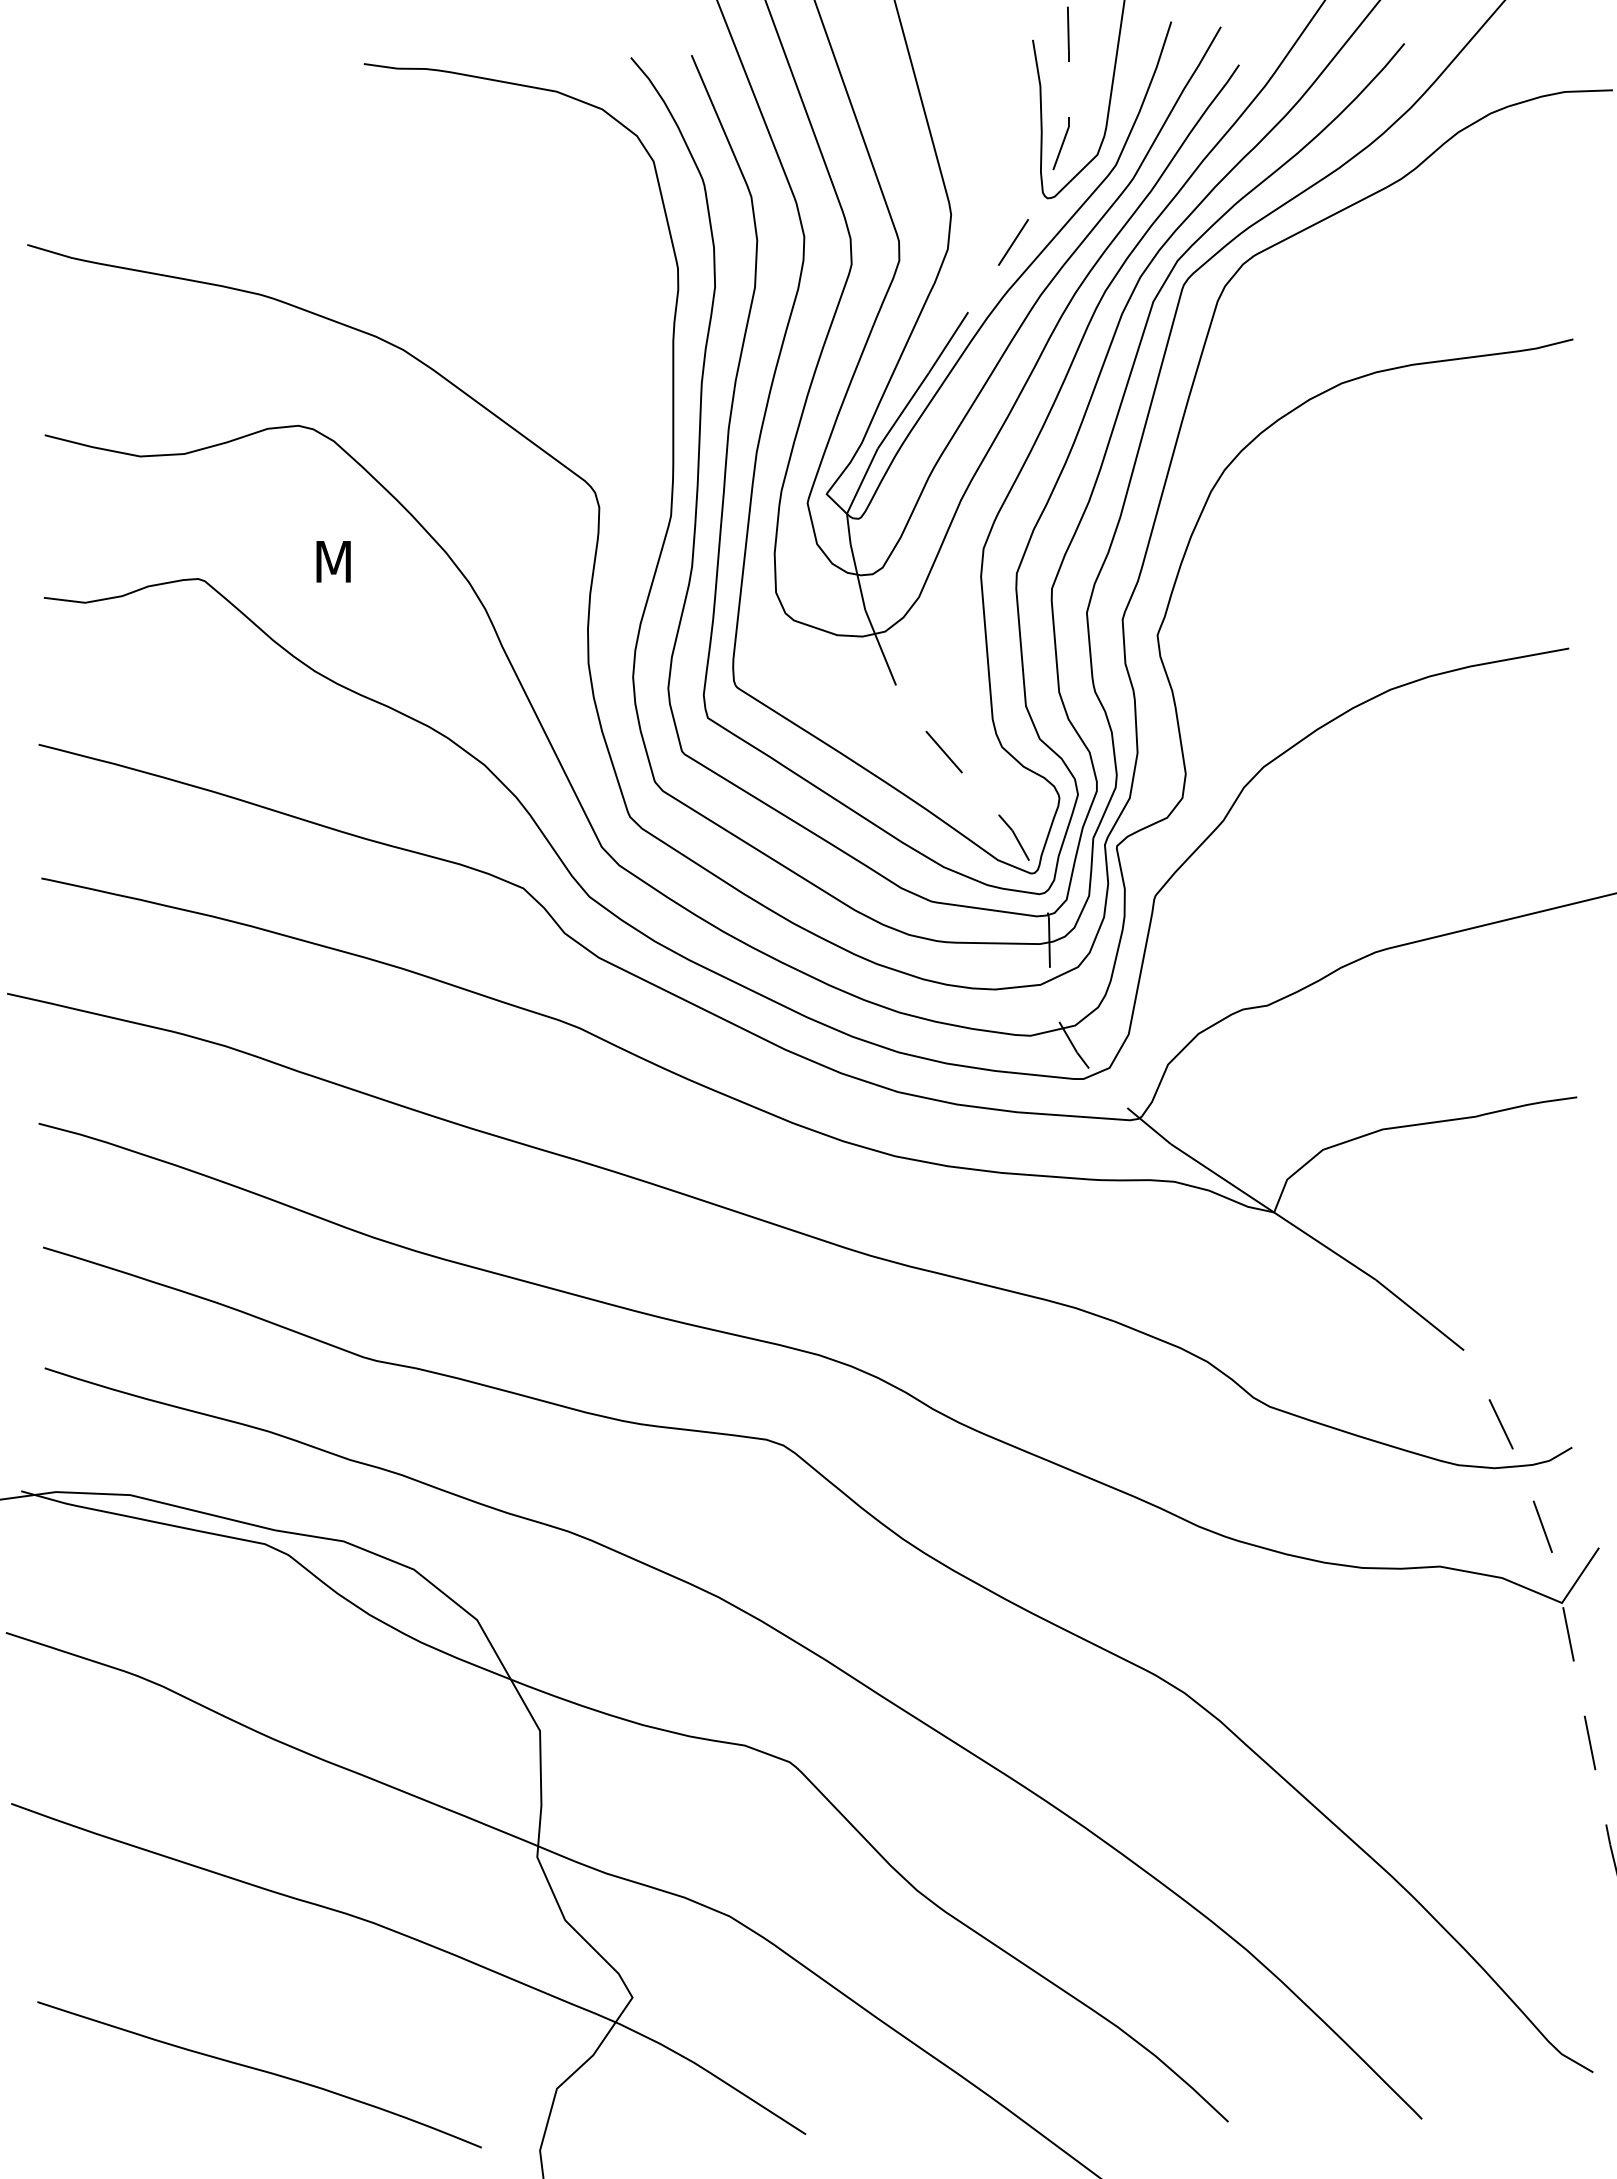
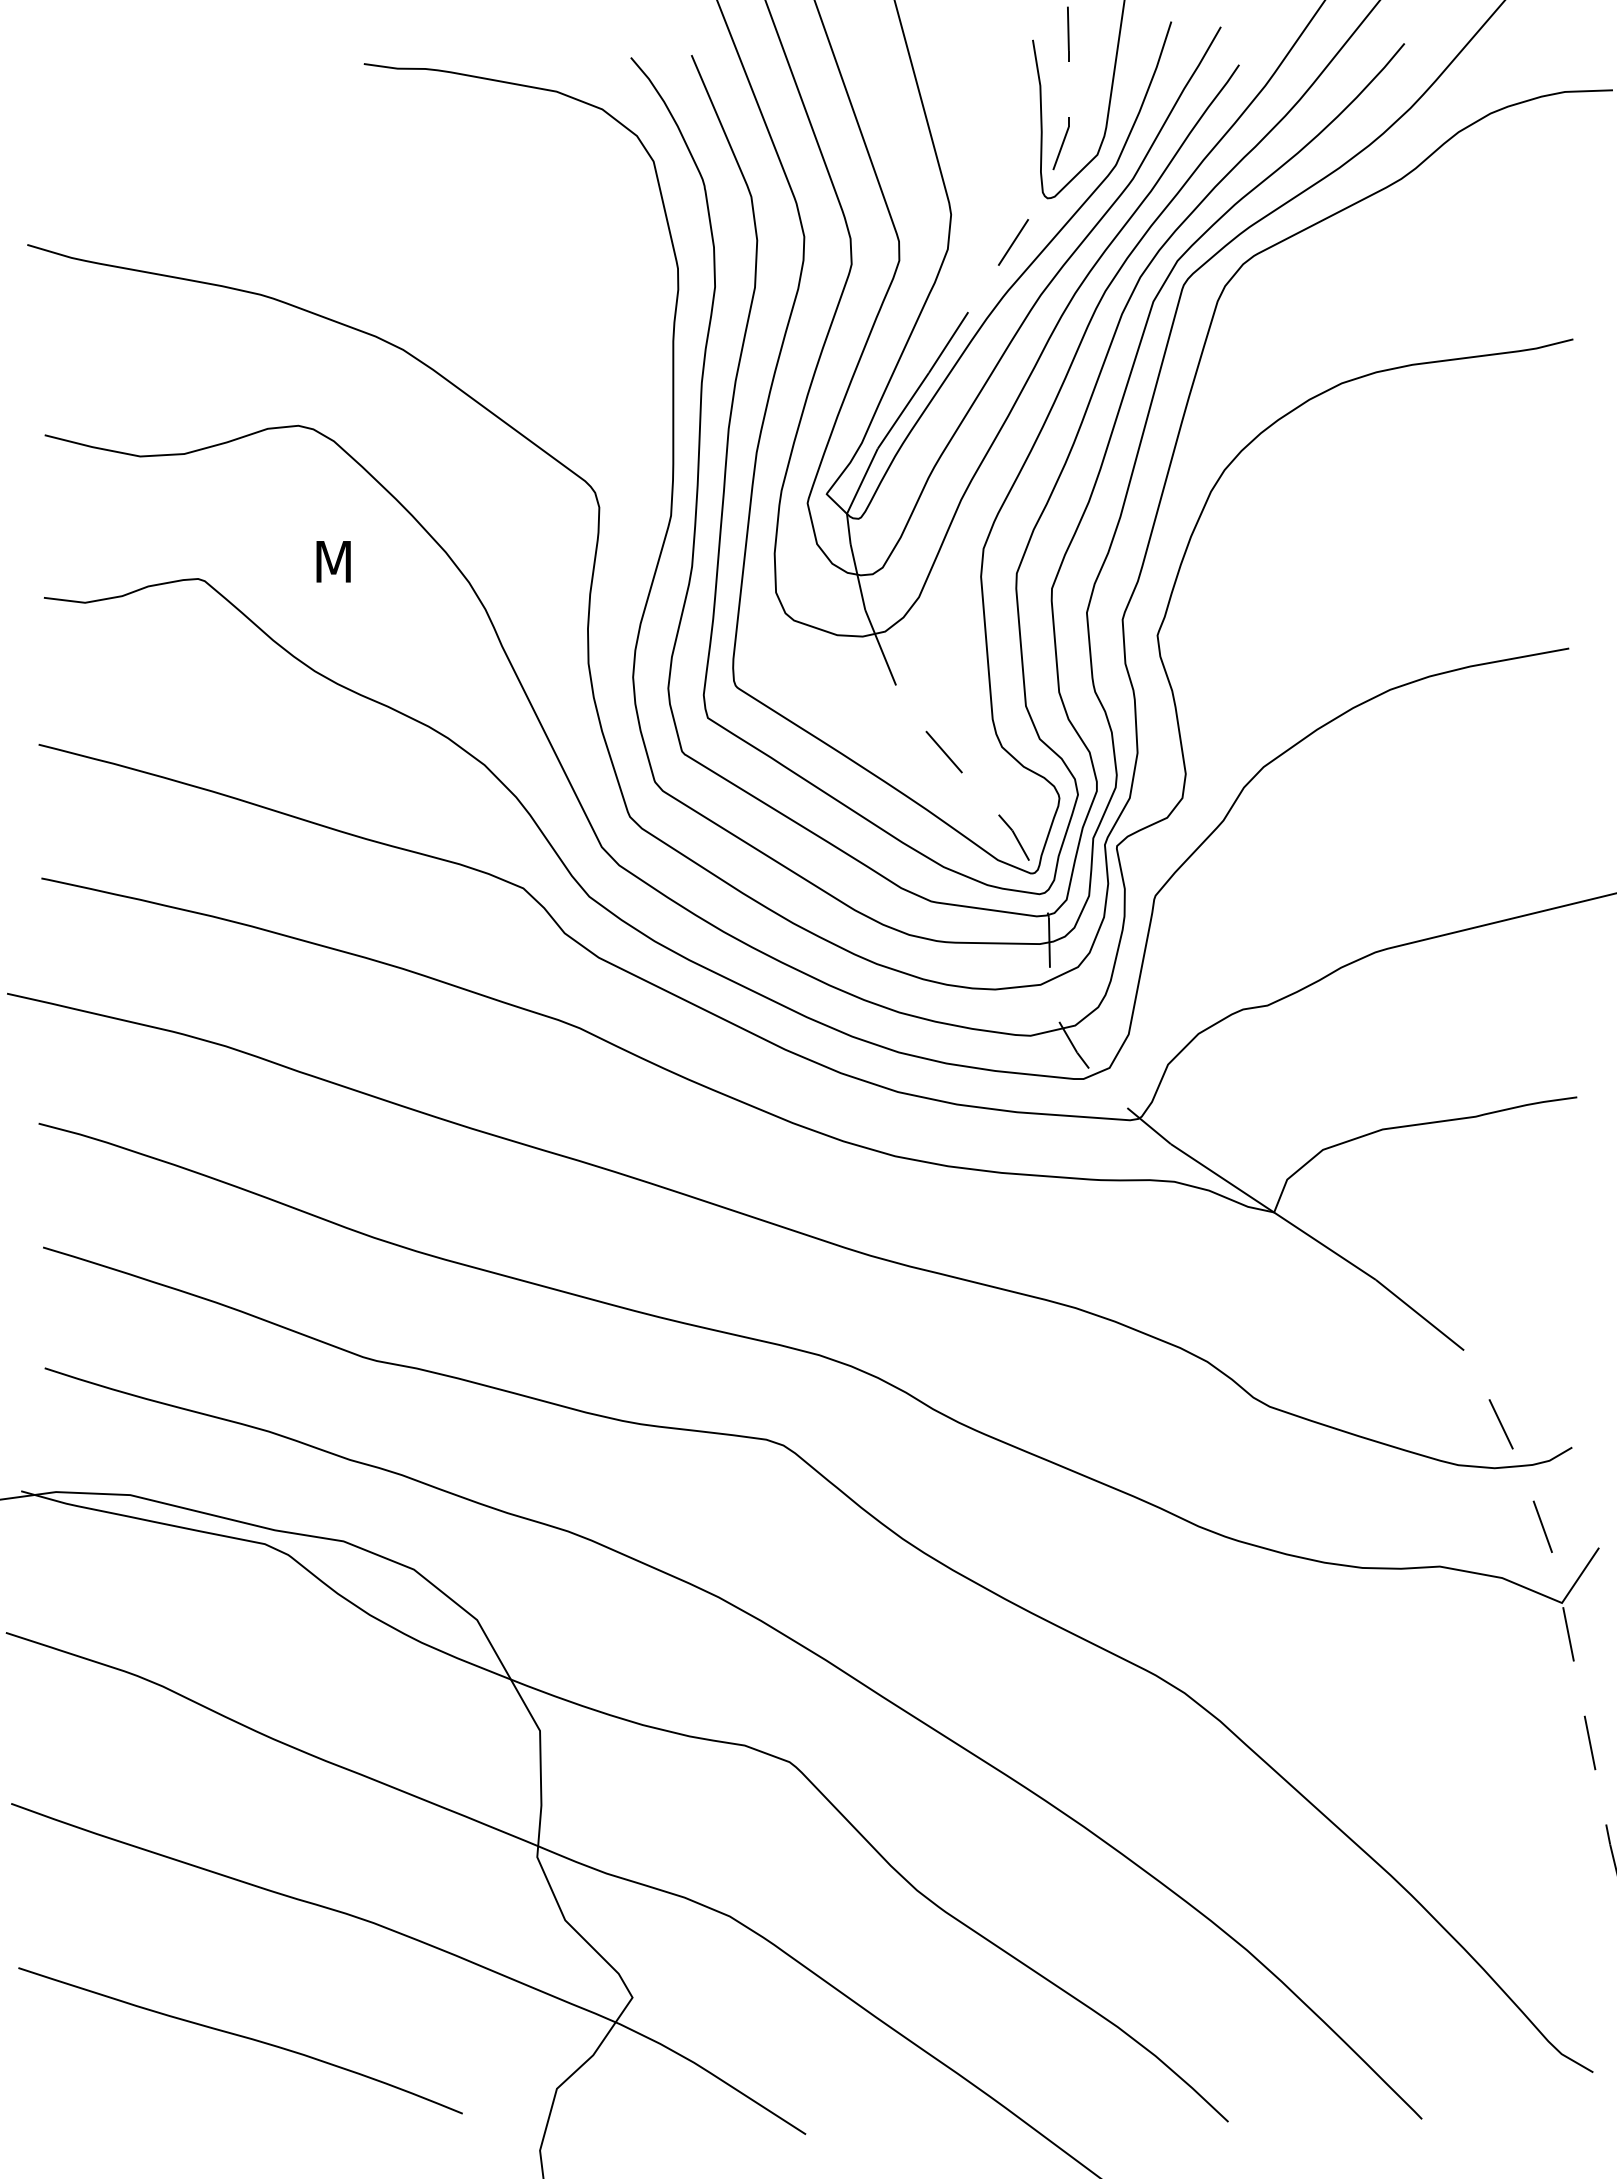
curve position: (260, 2071) -> (241, 2037) (241, 2037)
